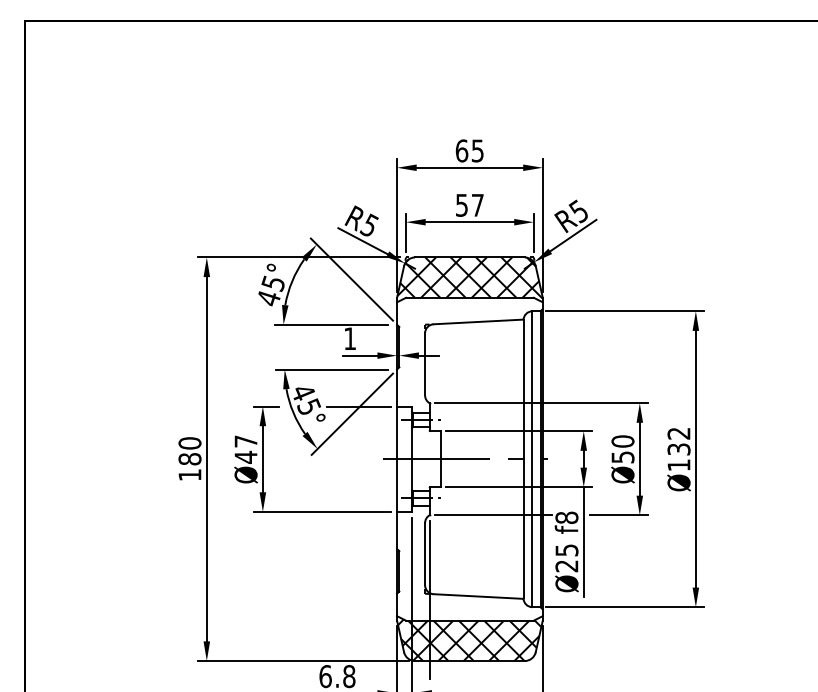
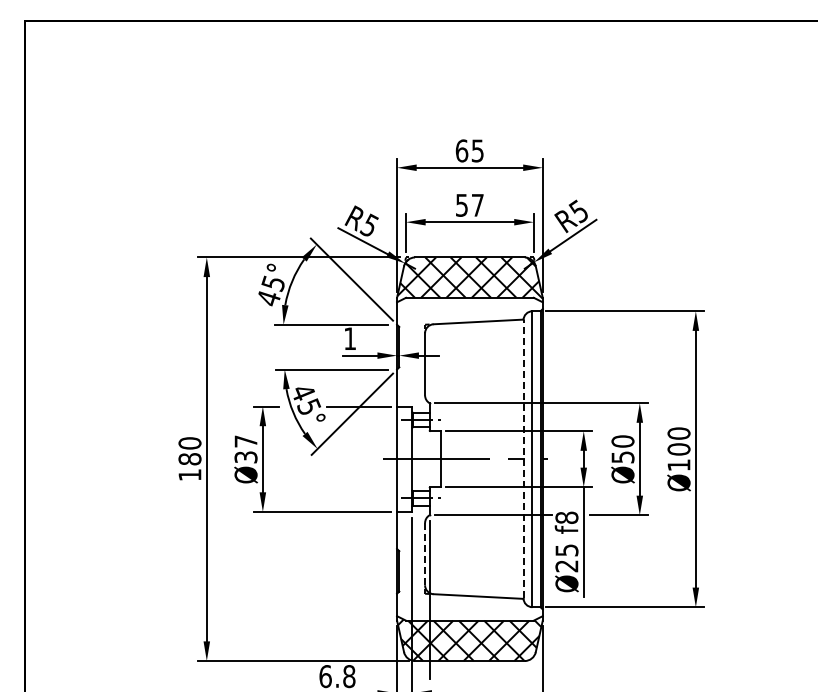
text: Ø132 -> Ø100 (678, 441)
text: Ø47 -> Ø37 (245, 456)
line: solid -> dashed (523, 459)
line: solid -> dashed (425, 553)
